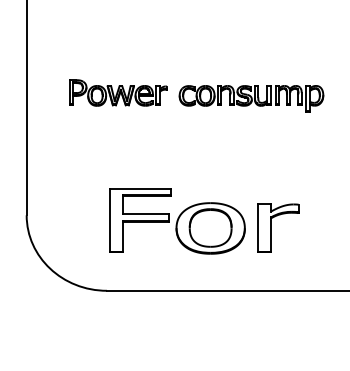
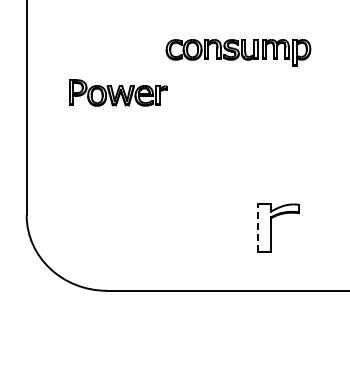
part position: (251, 98) -> (238, 52) (238, 52)
part: present -> none (177, 221)
line: solid -> dashed (258, 228)
